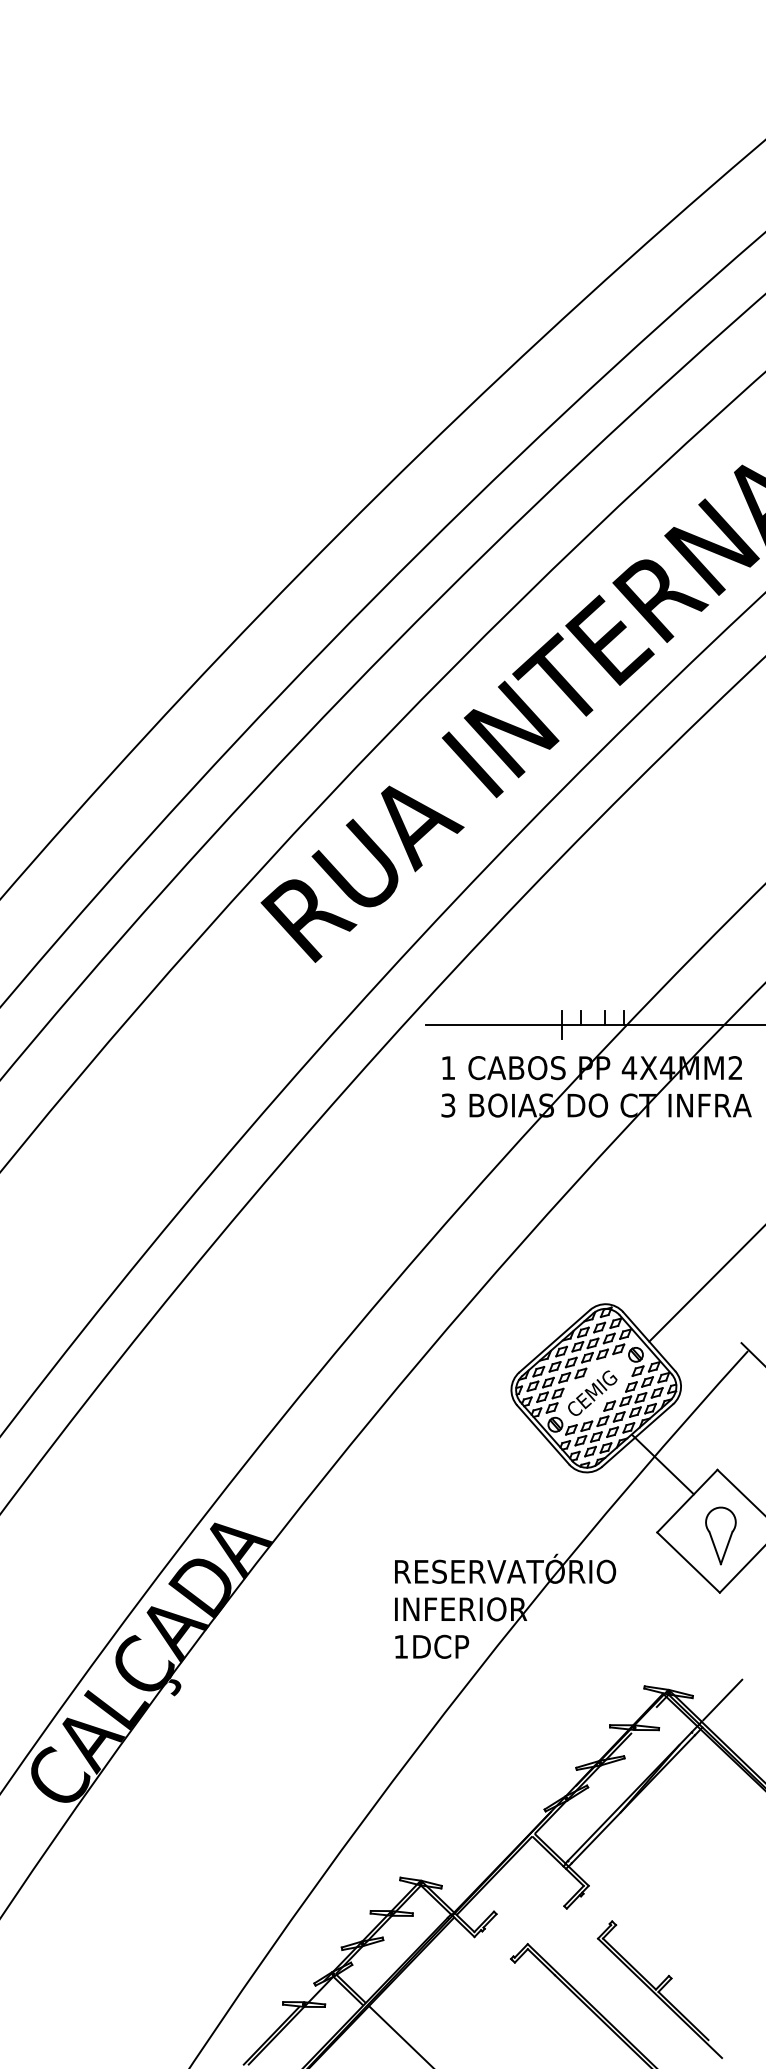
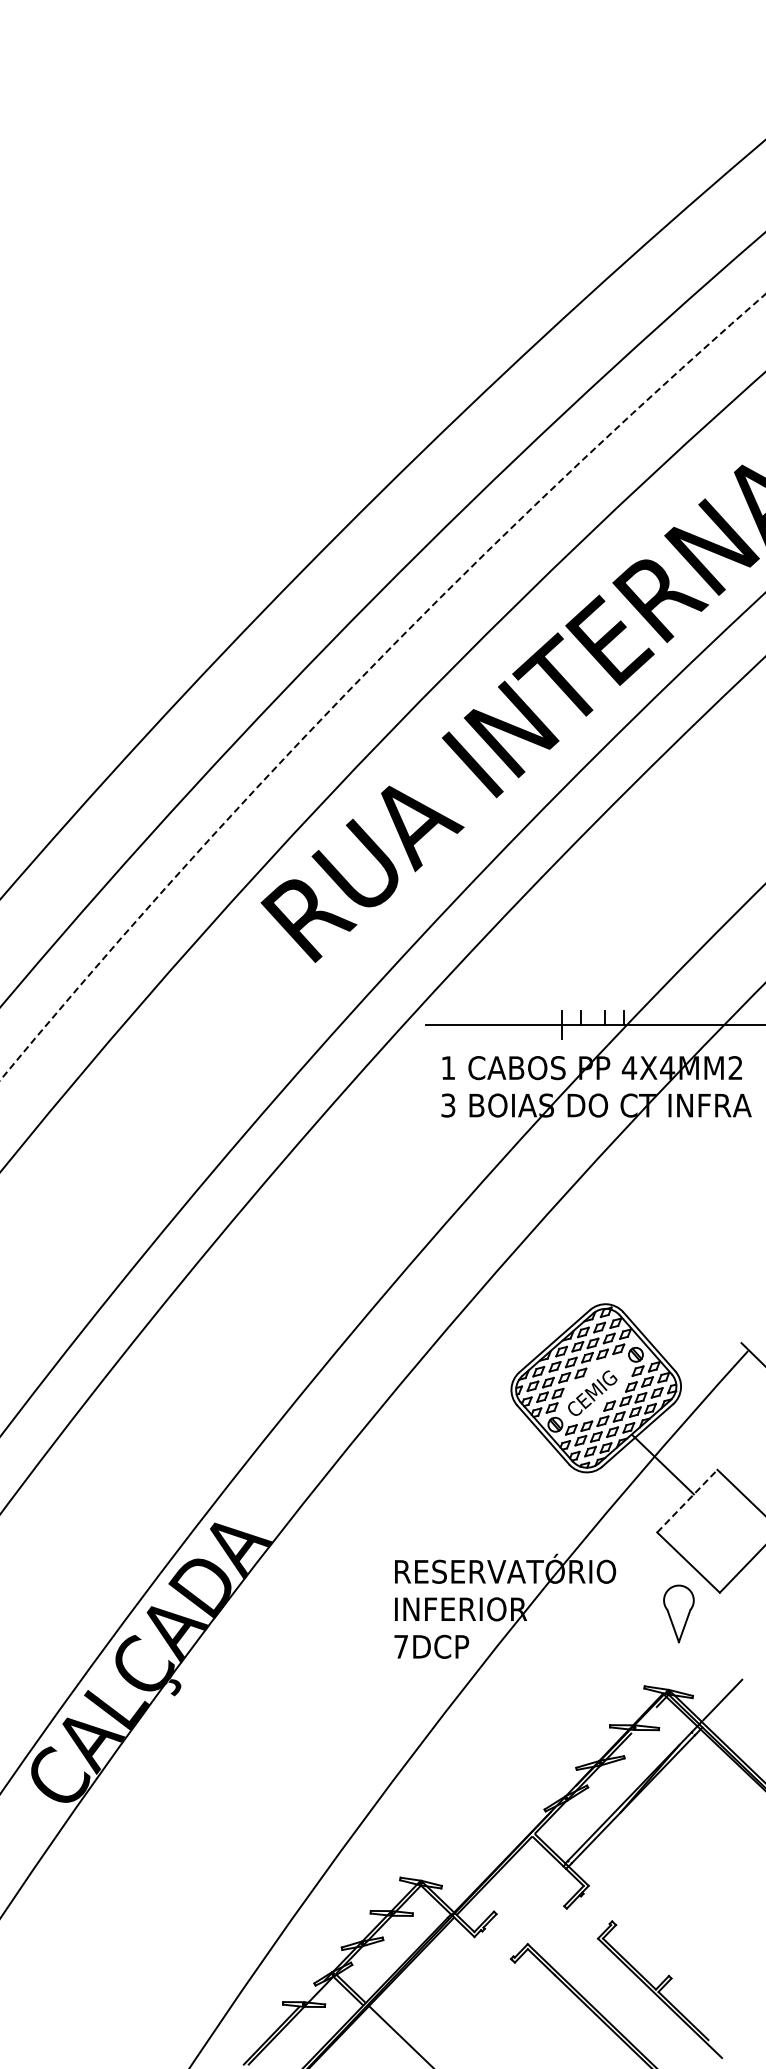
arc: solid -> dashed (366, 672)
line: present -> none (705, 1284)
line: solid -> dashed (687, 1500)
part position: (720, 1535) -> (678, 1613) (678, 1613)
text: 1DCP -> 7DCP (400, 1646)
